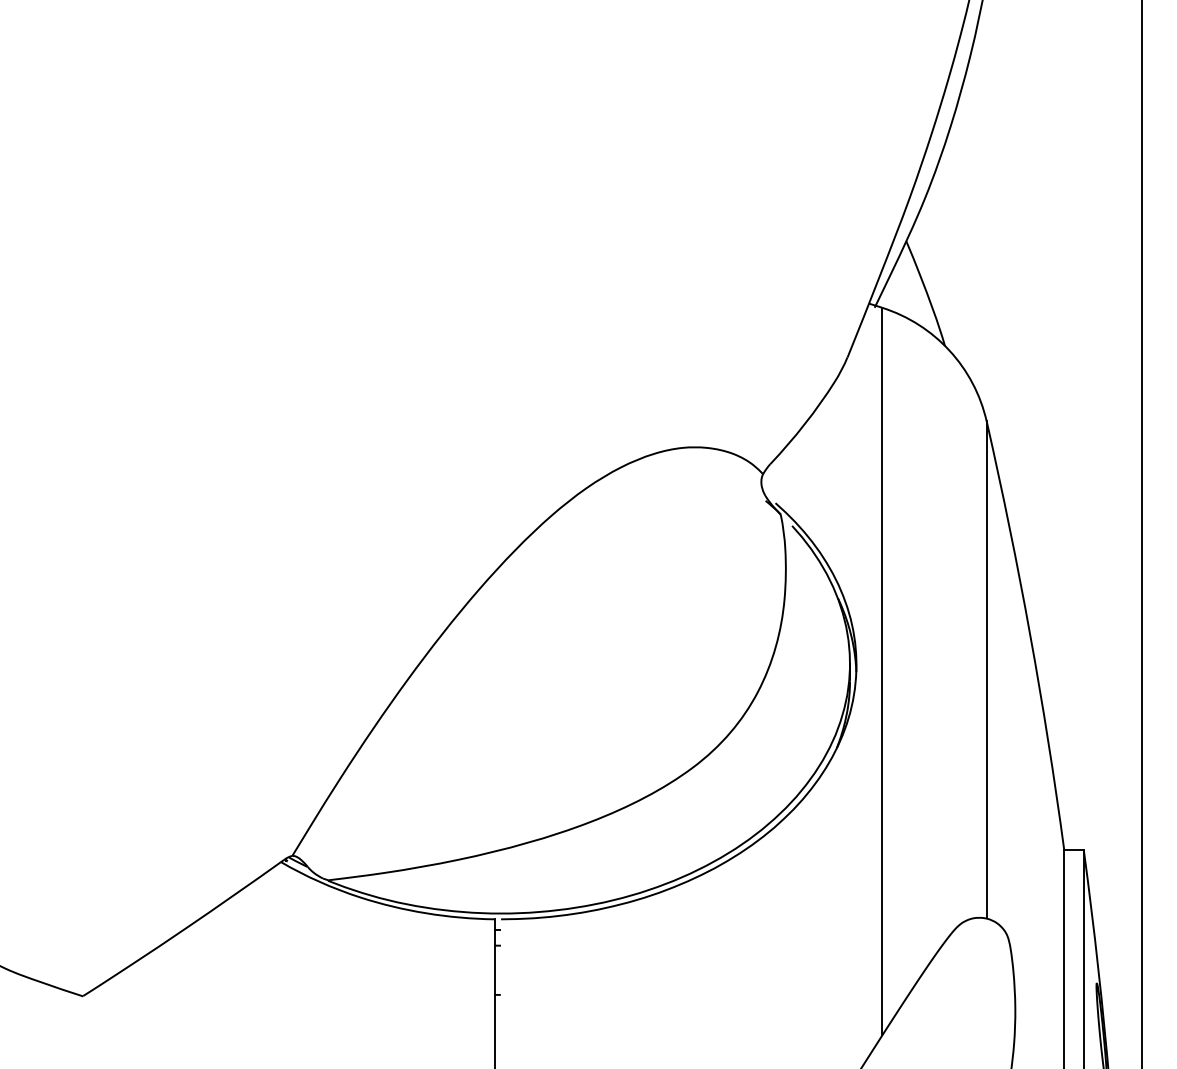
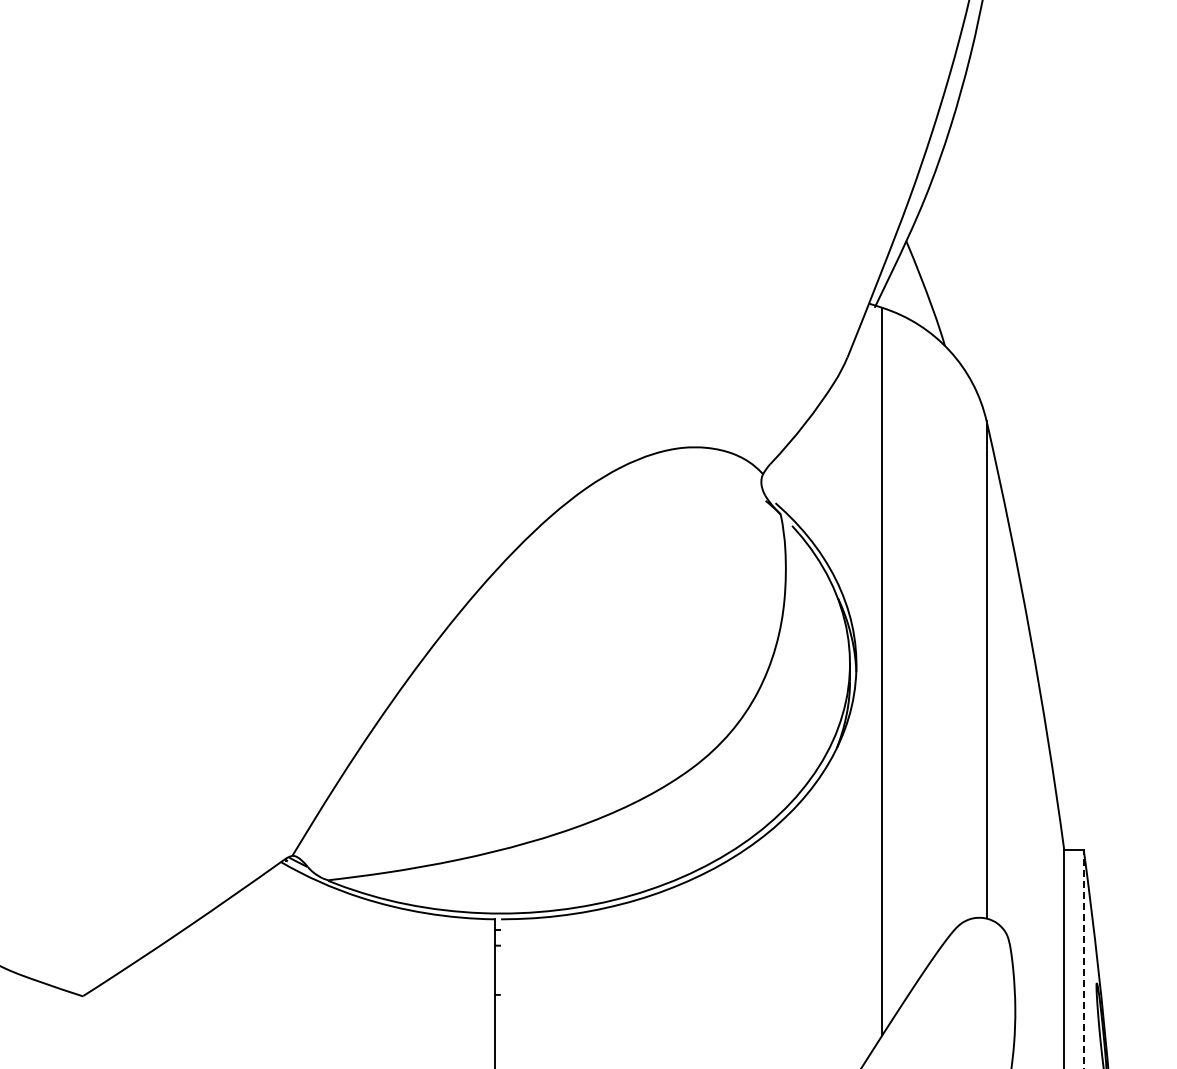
line: present -> none (1141, 533)
line: solid -> dashed (1083, 958)
